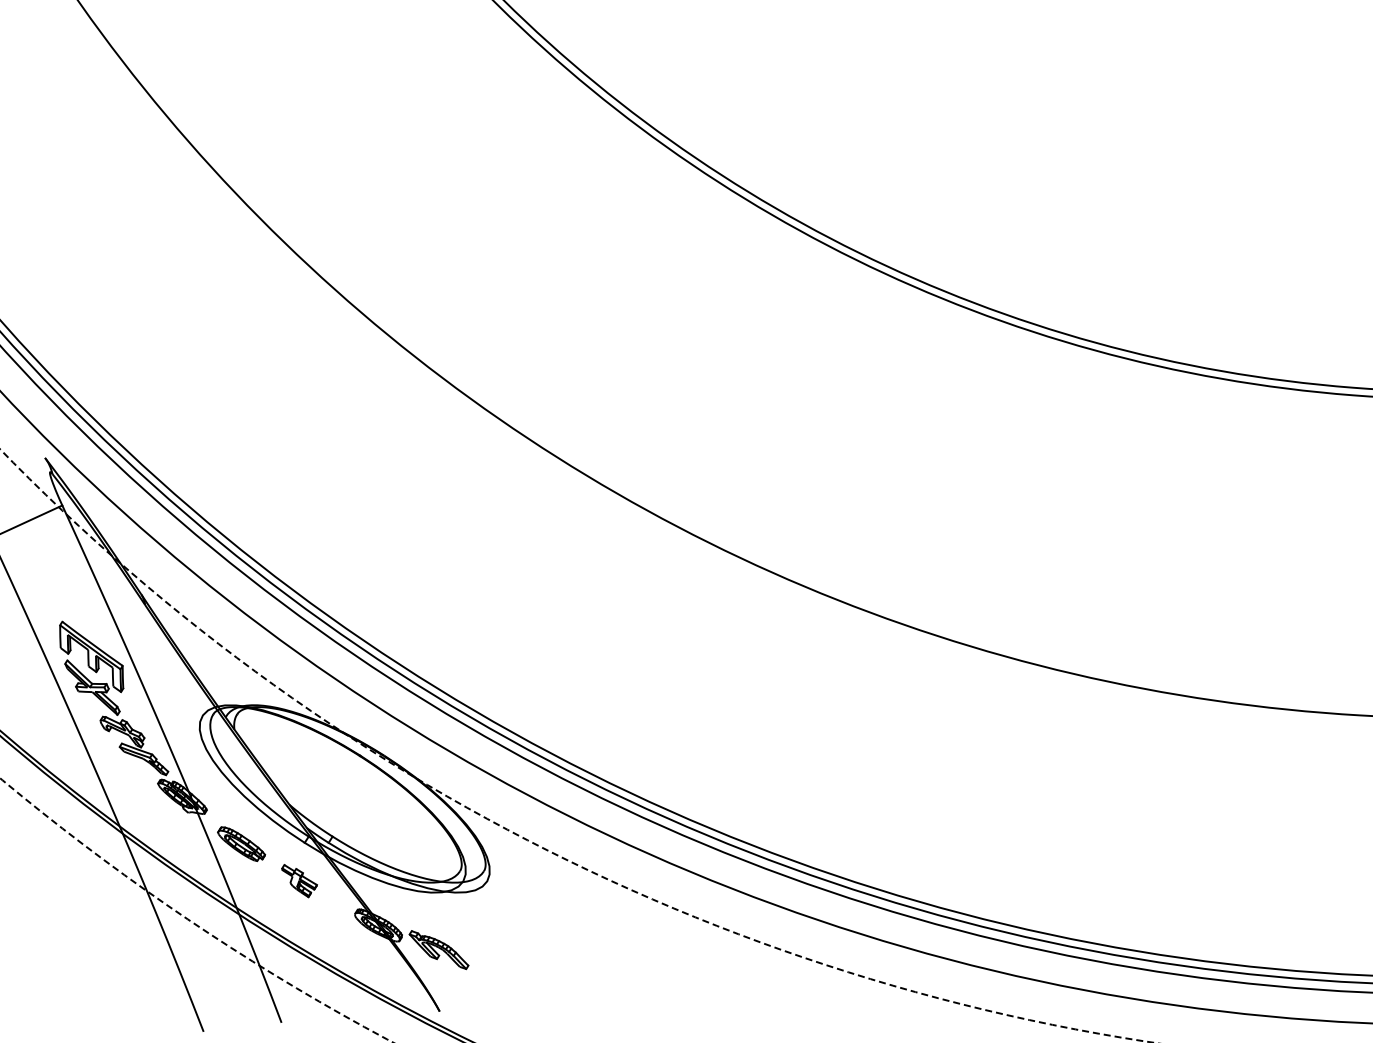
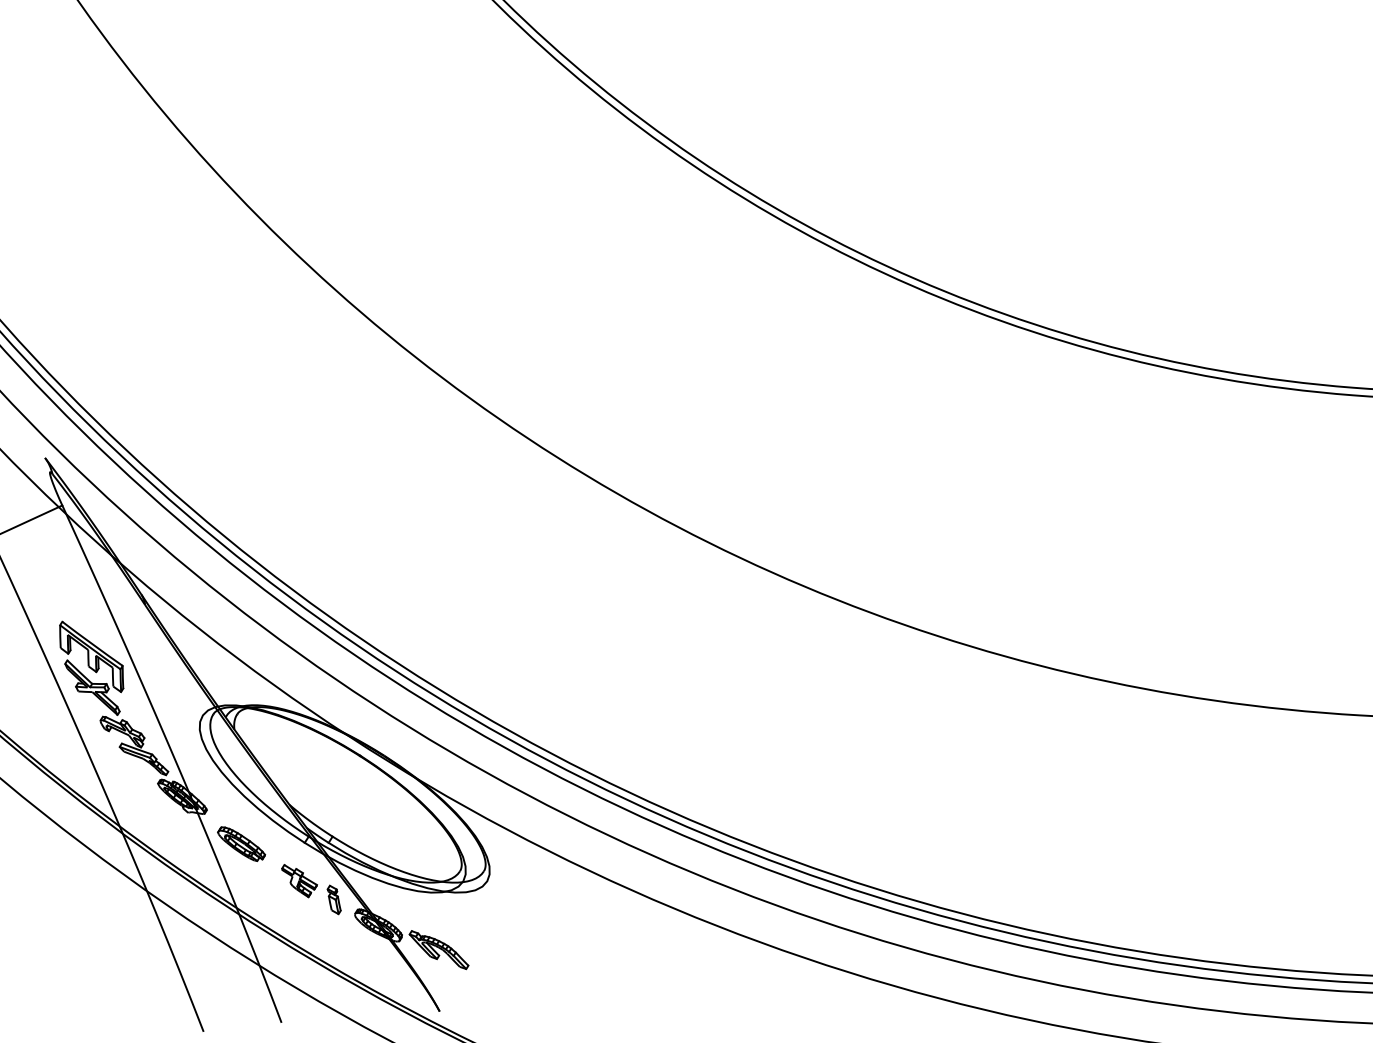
arc: dashed -> solid (531, 842)
part: none -> present (333, 899)
arc: dashed -> solid (189, 920)
